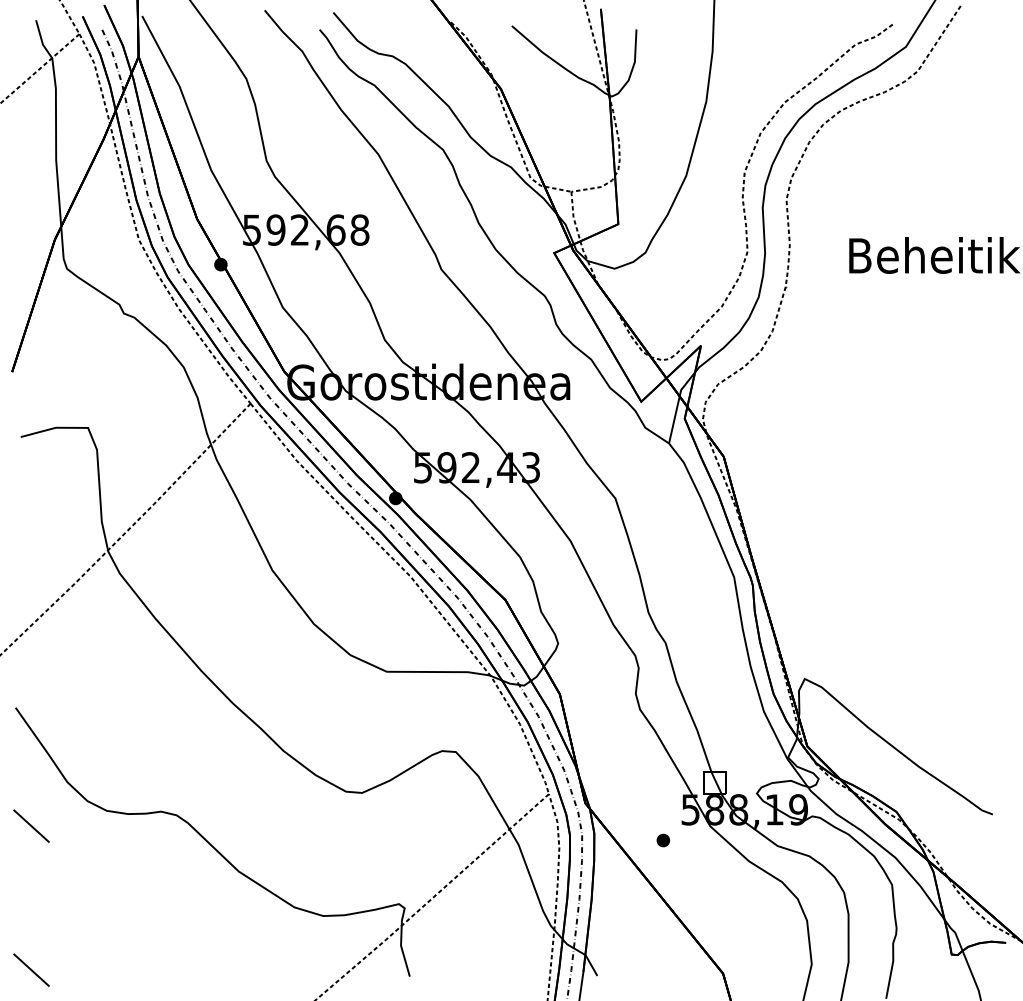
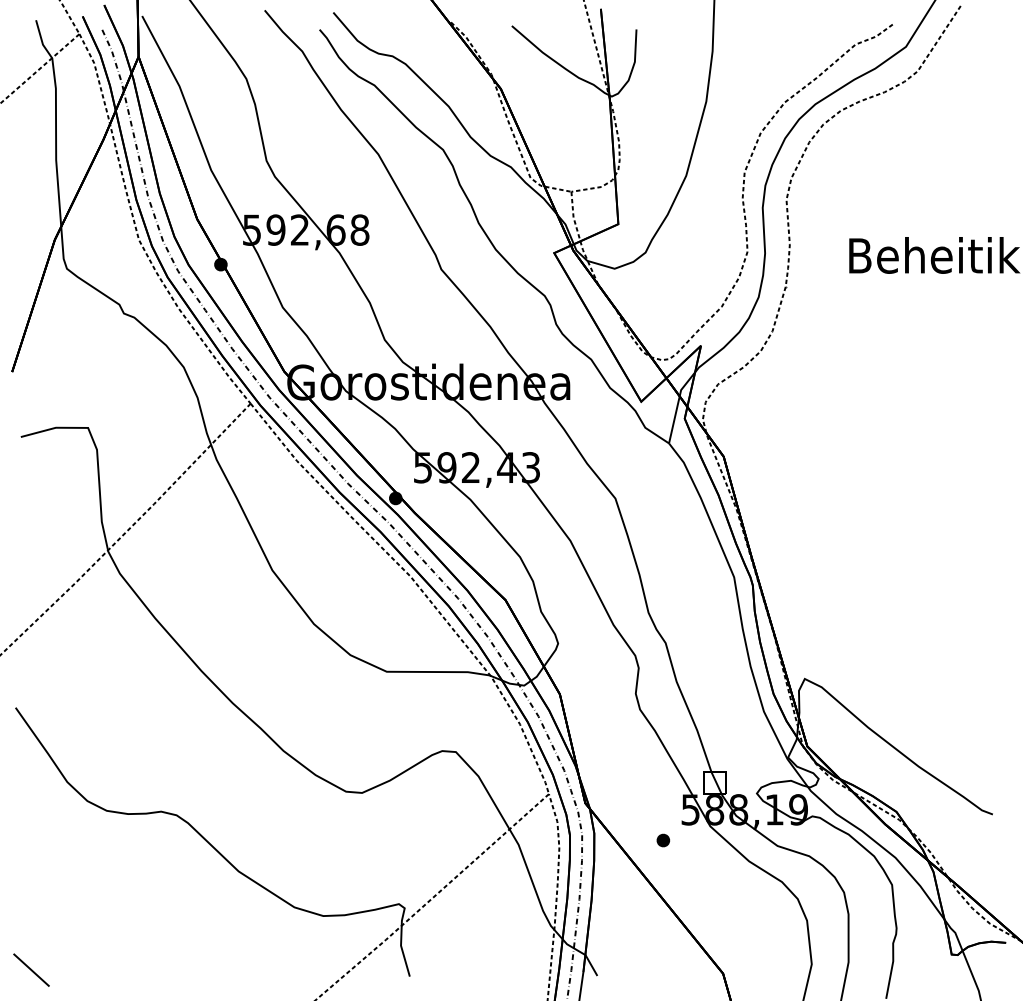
line: present -> none (31, 825)
